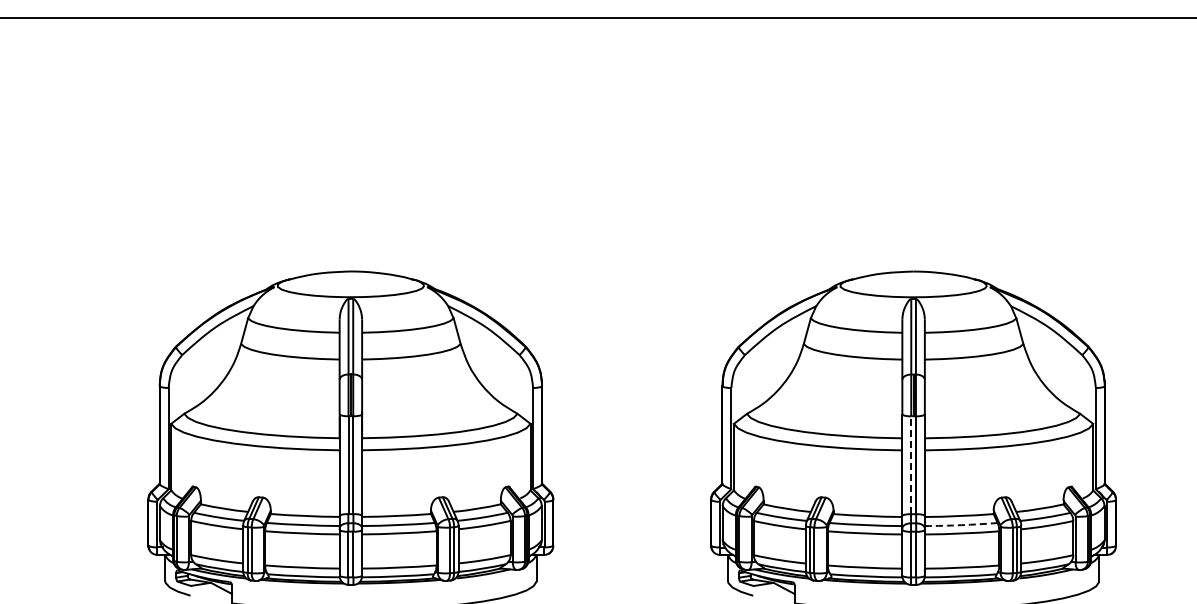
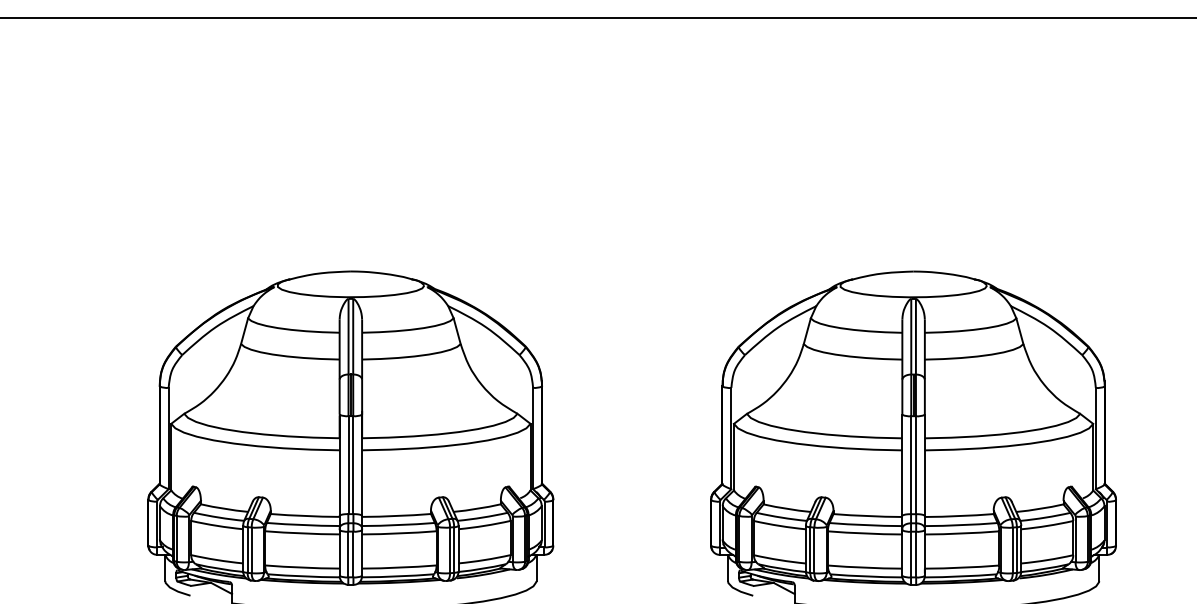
line: dashed -> solid (911, 464)
arc: dashed -> solid (961, 525)
